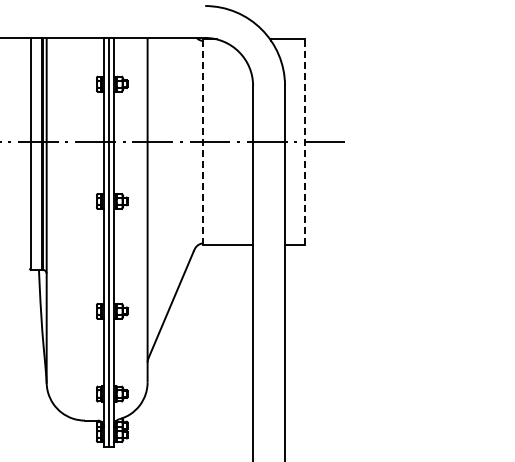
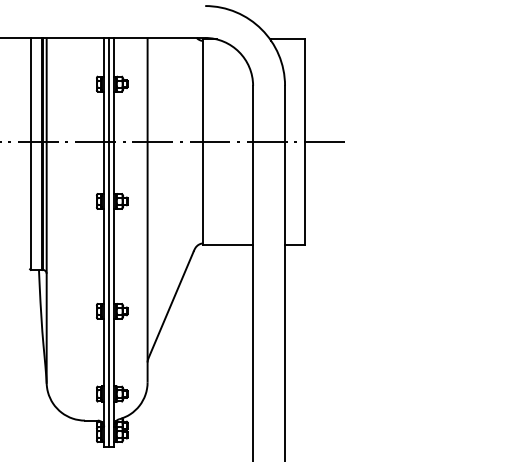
line: dashed -> solid (202, 142)
line: dashed -> solid (304, 142)
